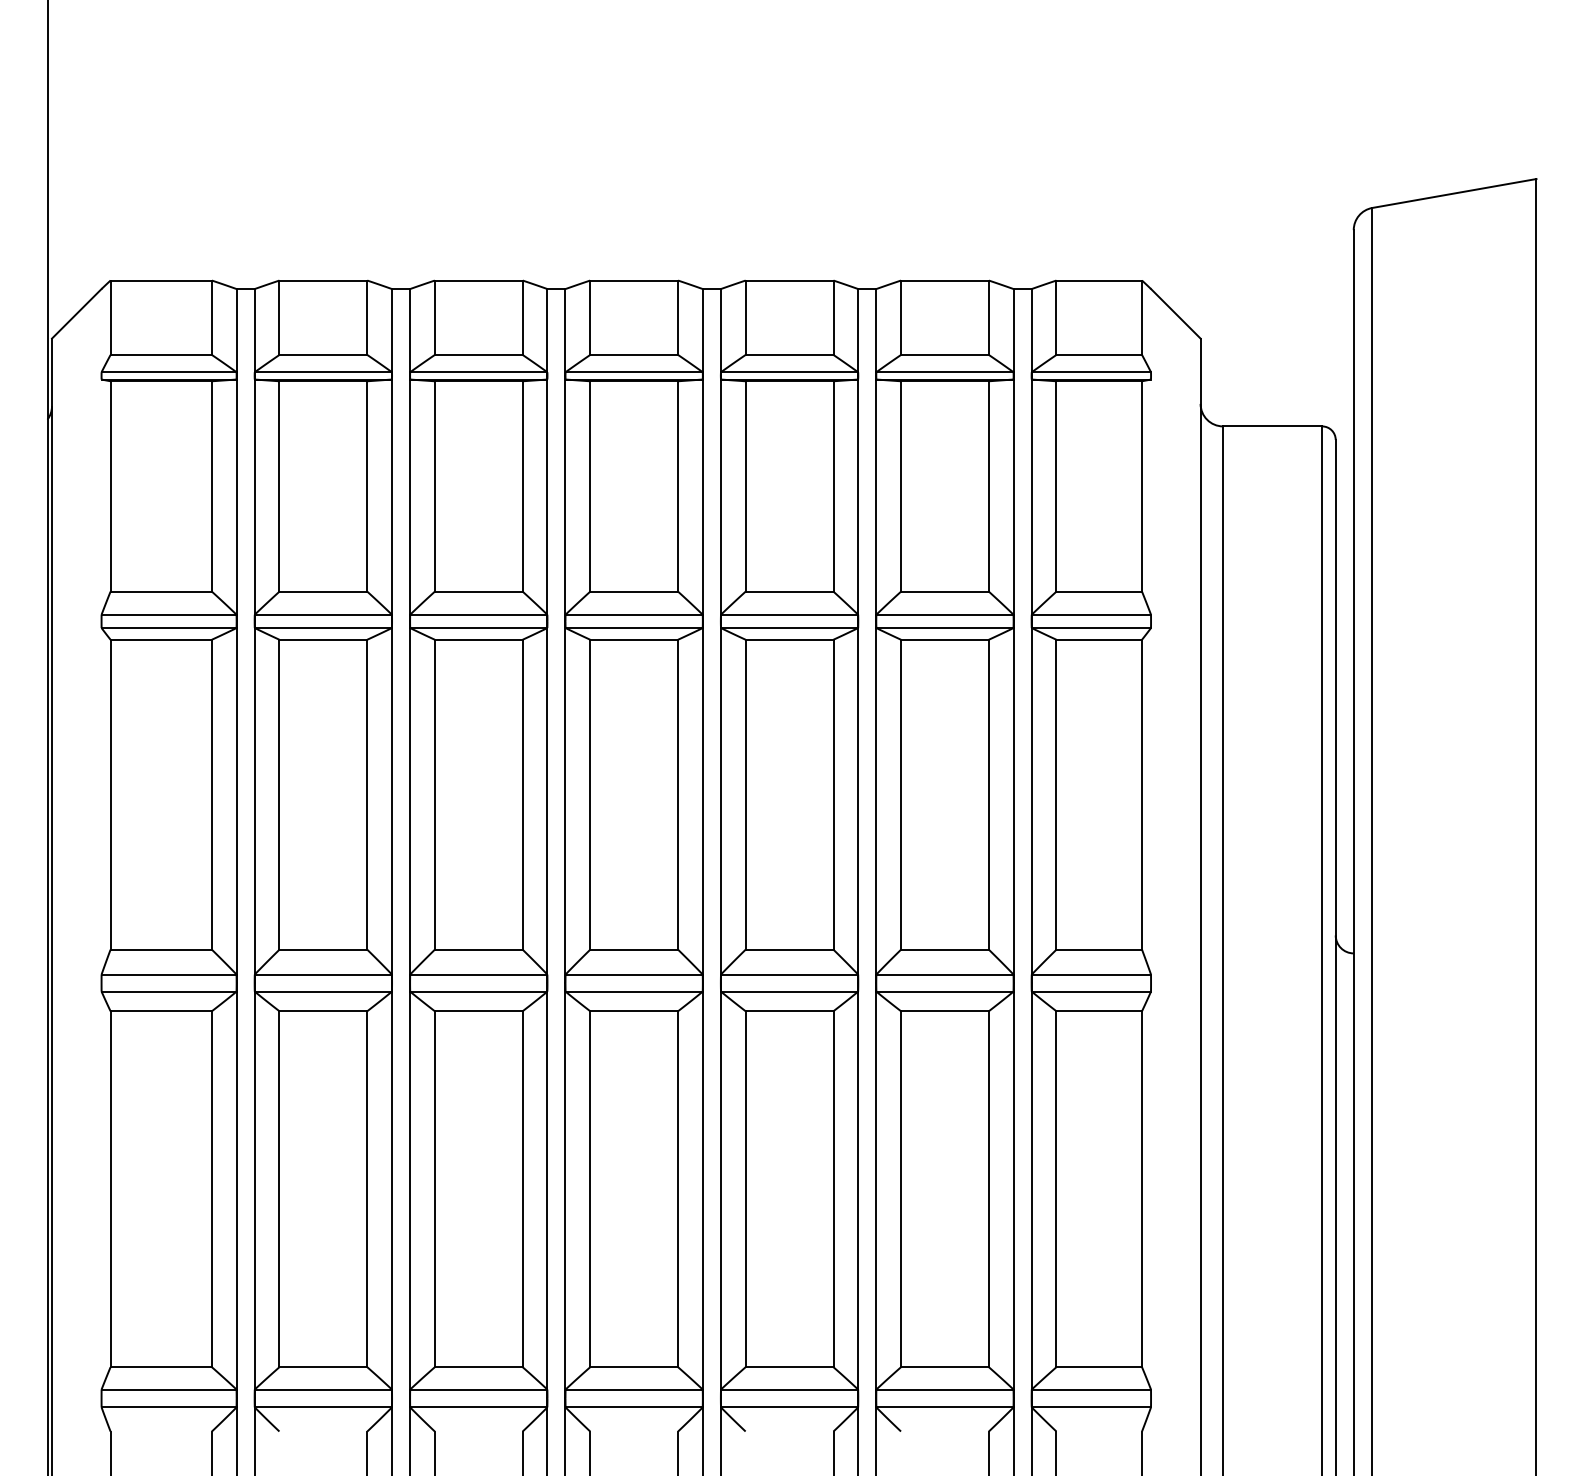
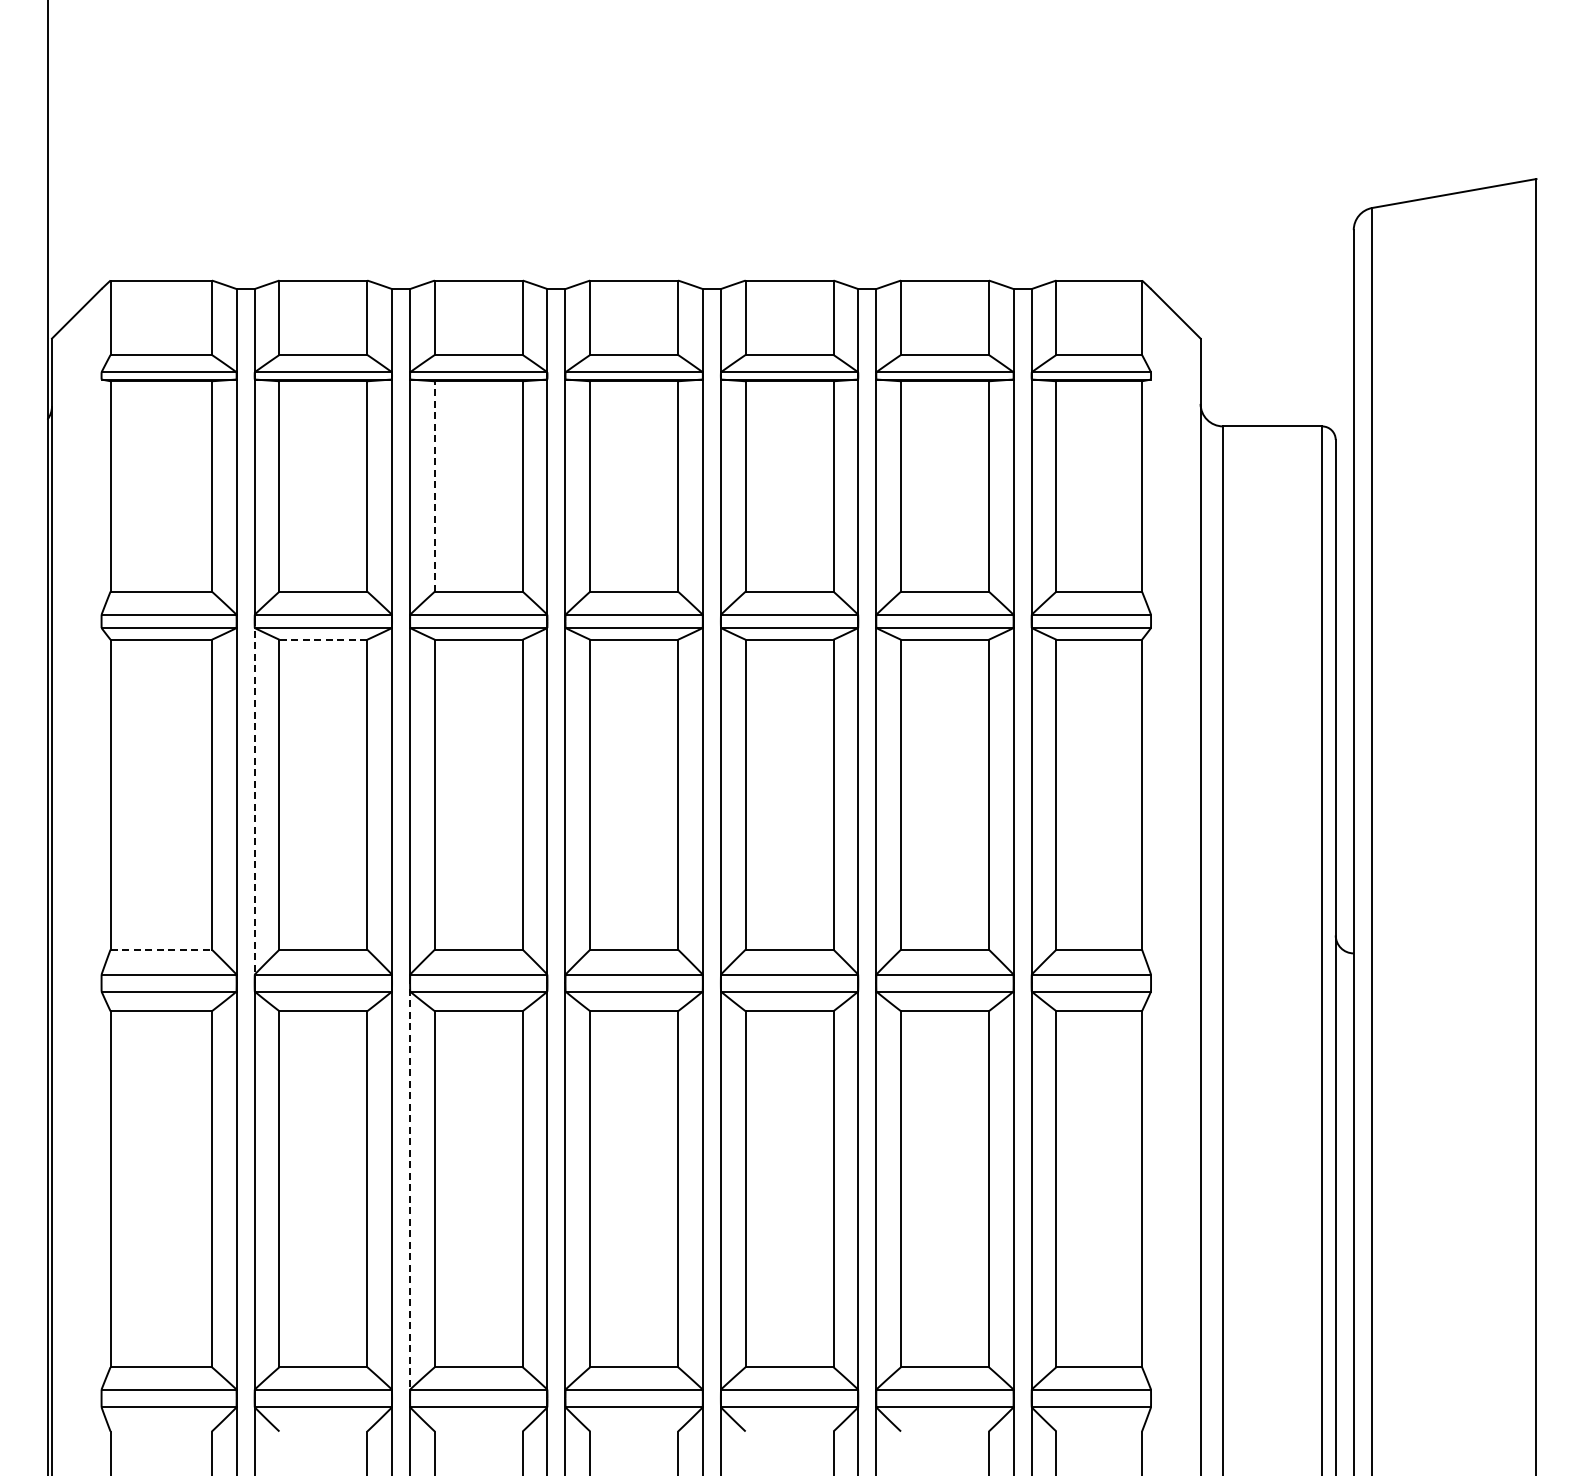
line: solid -> dashed (434, 485)
line: solid -> dashed (323, 639)
line: solid -> dashed (254, 802)
line: solid -> dashed (161, 949)
line: solid -> dashed (410, 1190)
